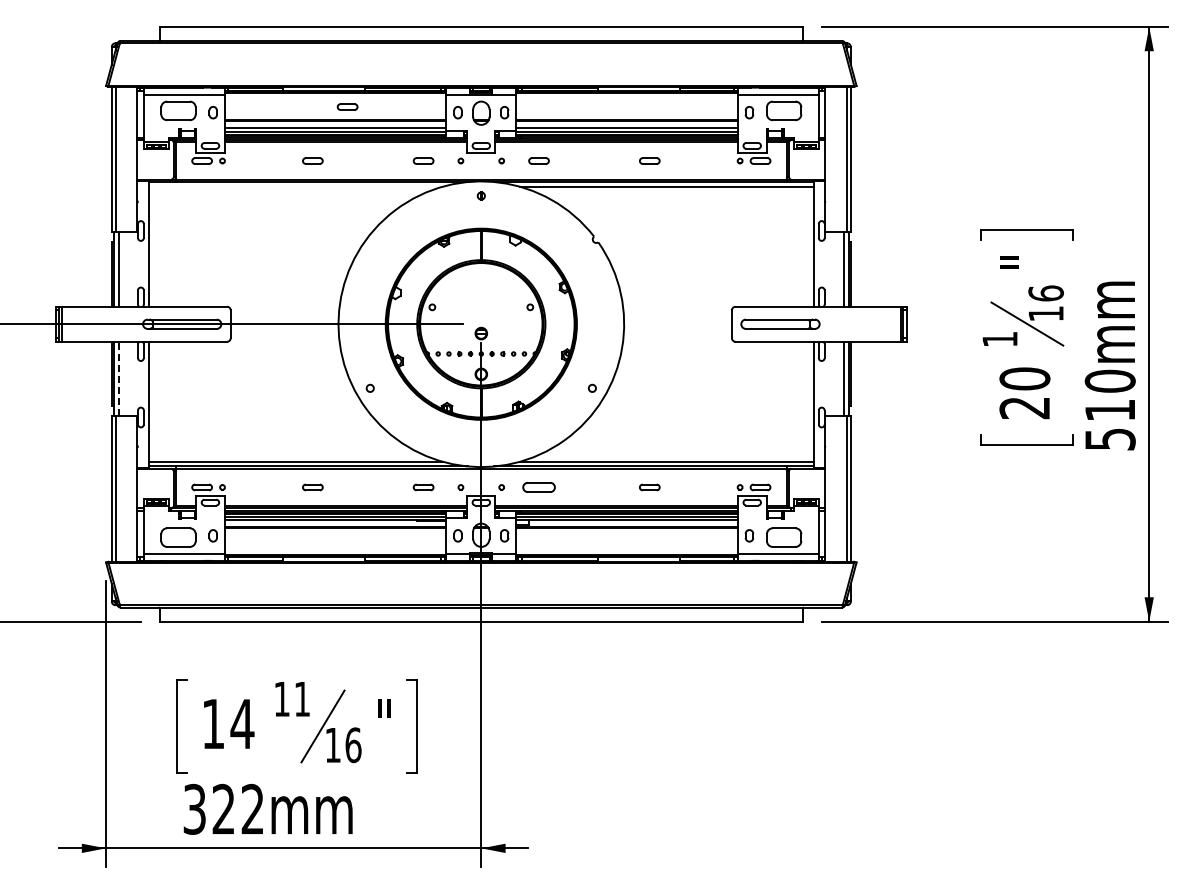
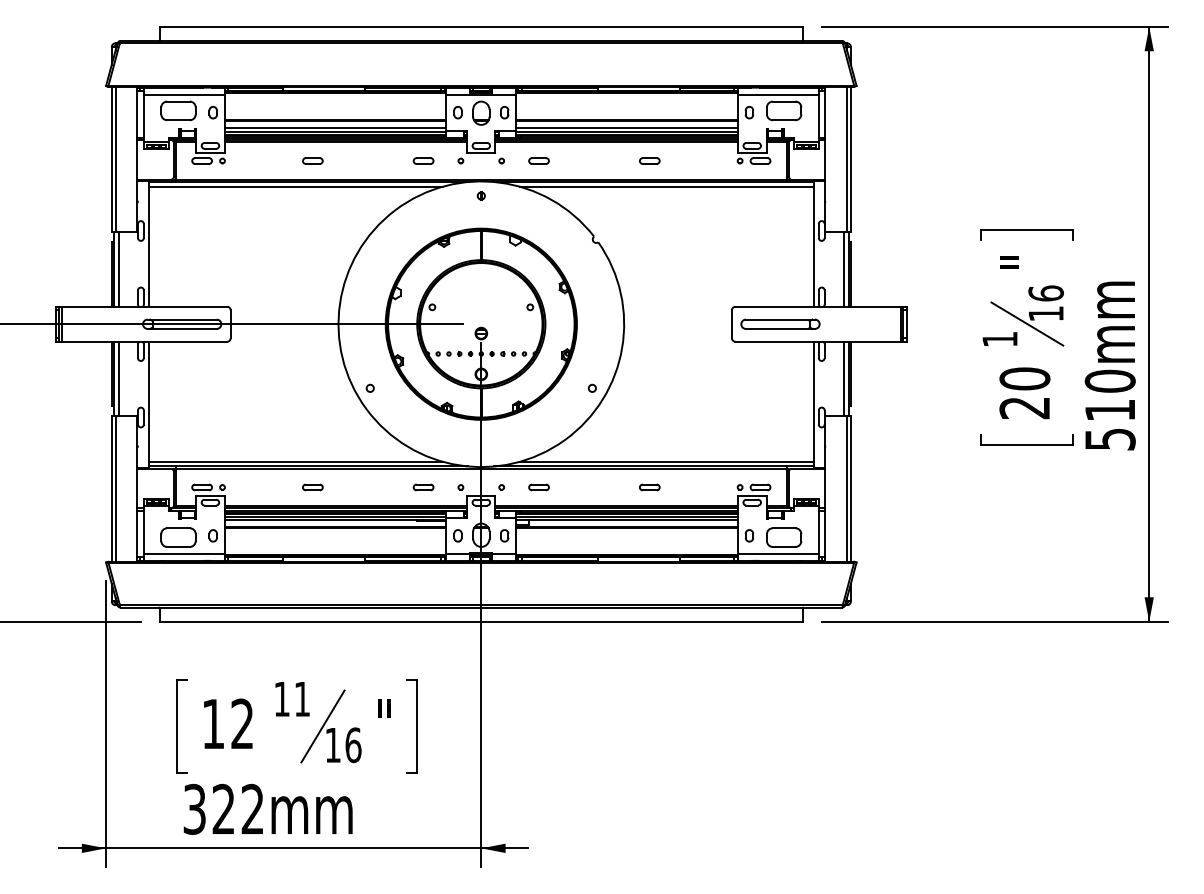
part: present -> none (347, 106)
line: none -> present (295, 186)
line: dashed -> solid (118, 378)
part size: 34x11 px -> 22x9 px (538, 487)
text: 14 -> 12 (242, 723)
